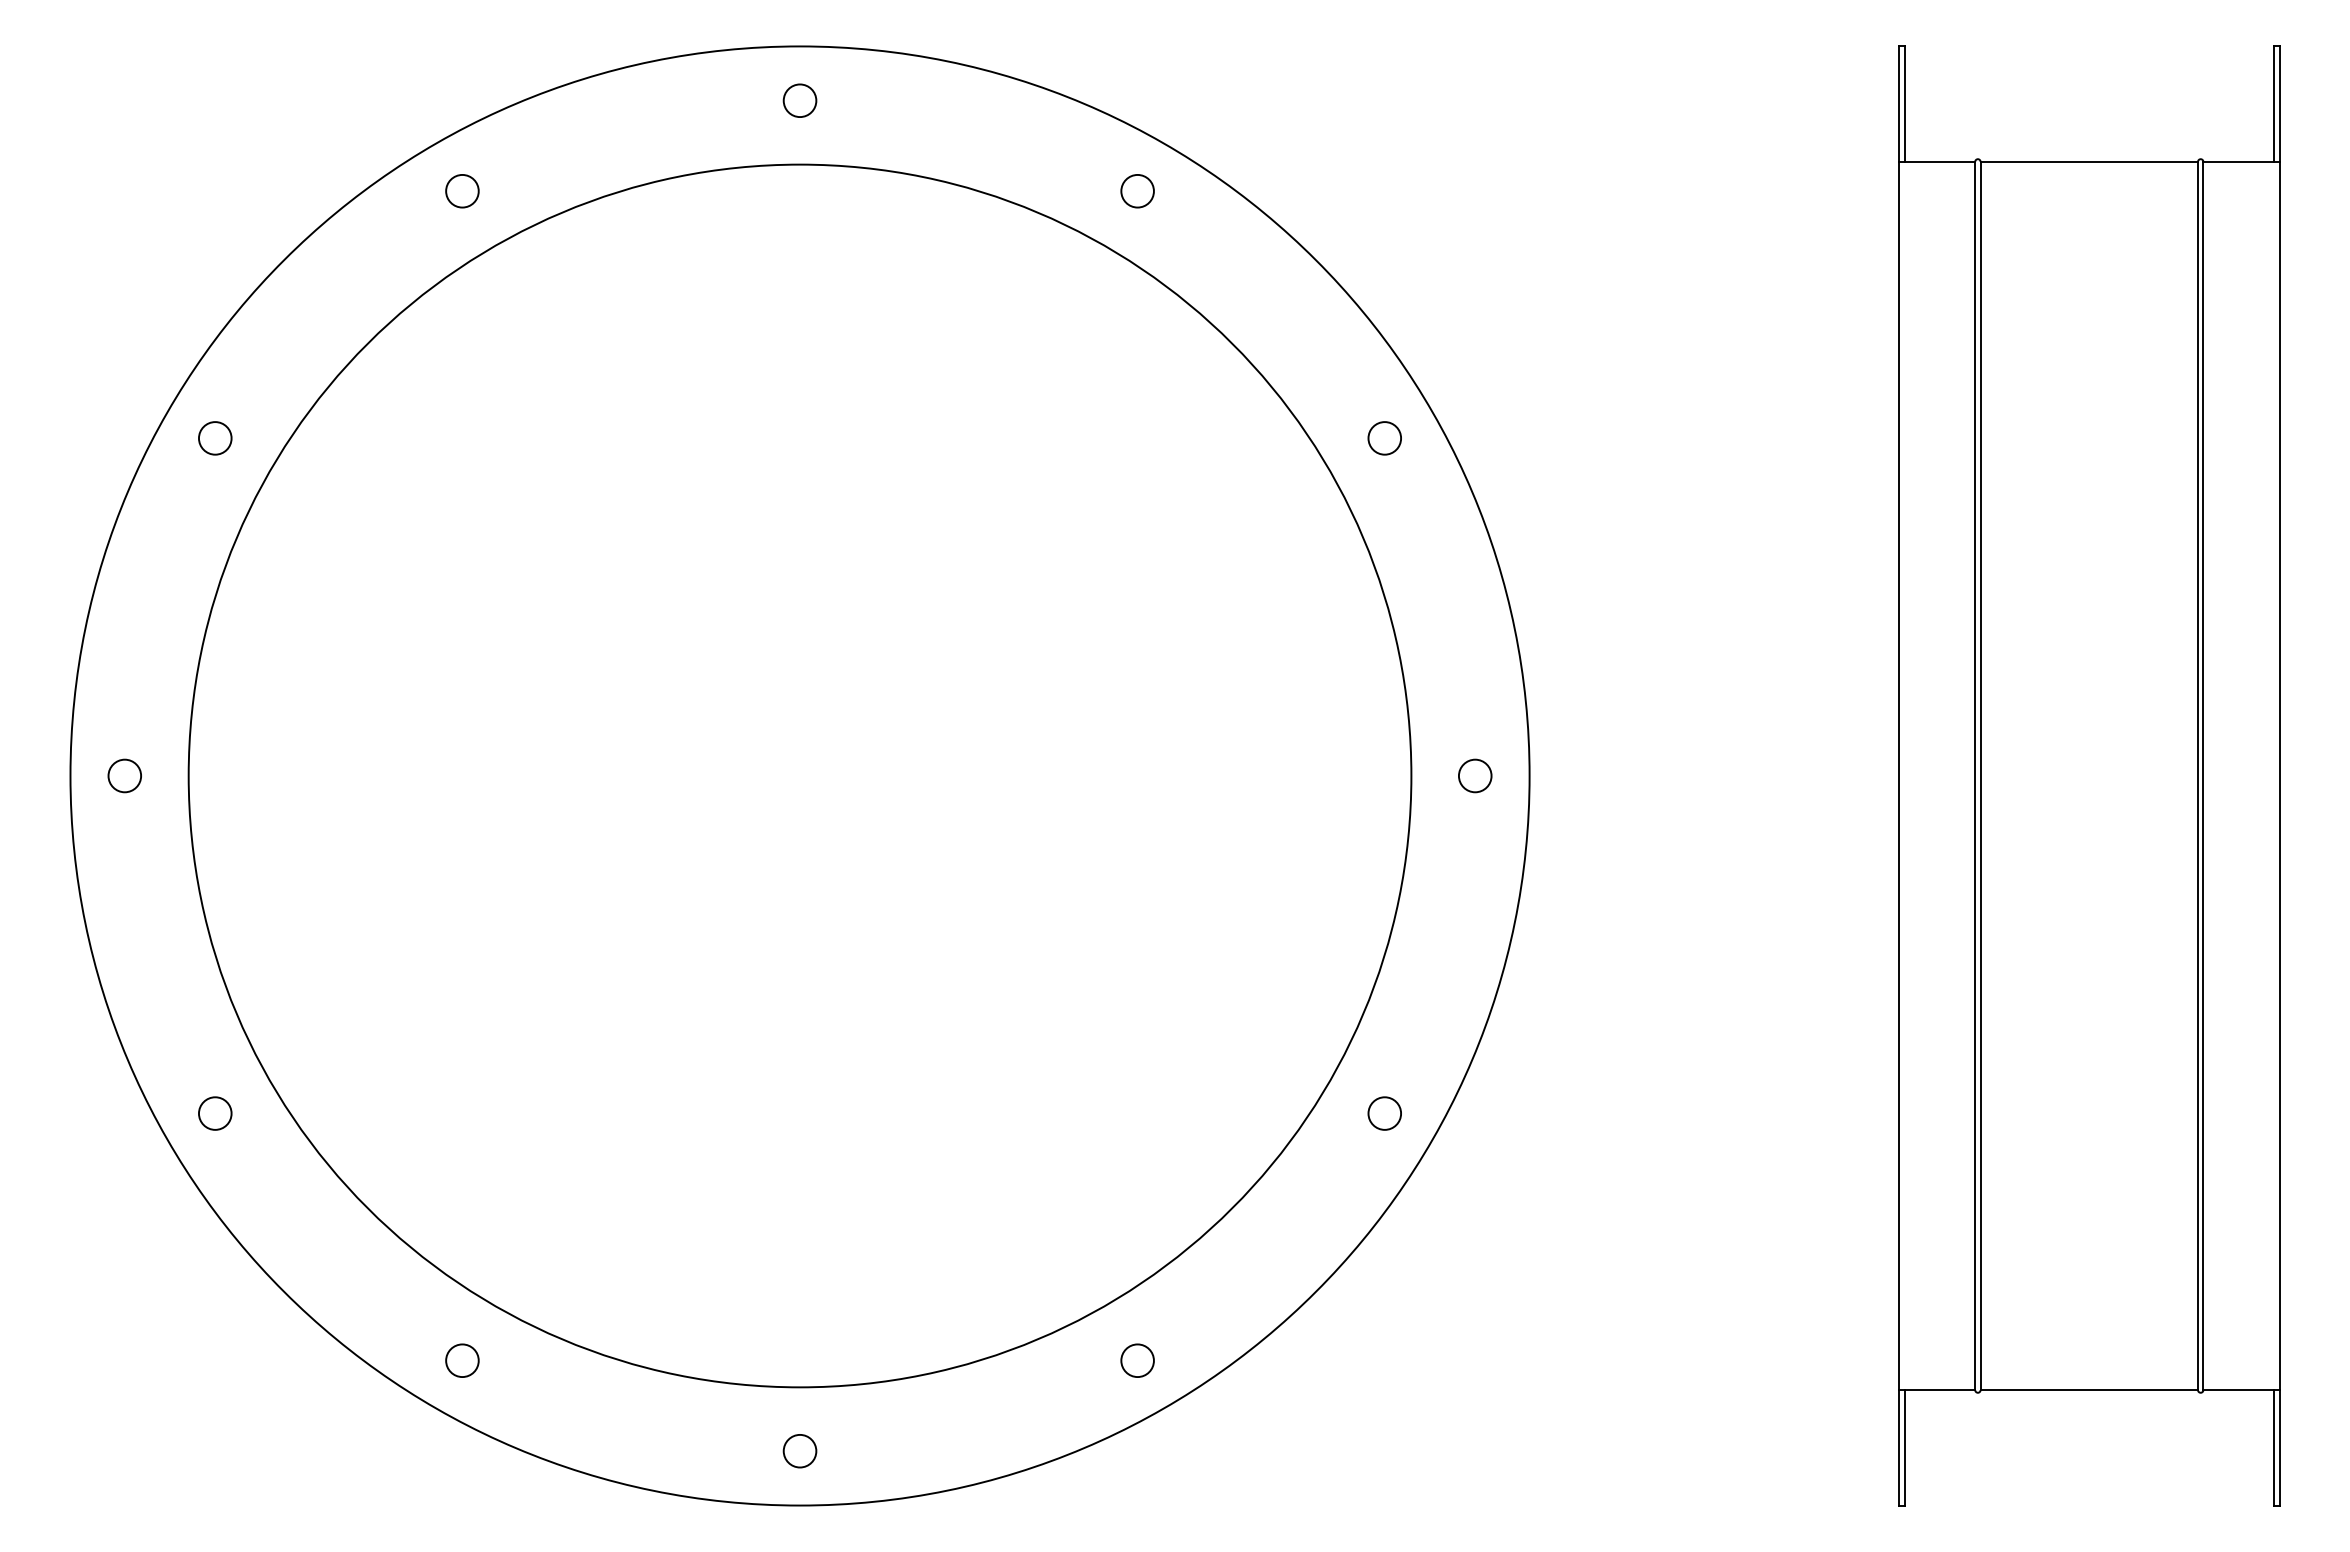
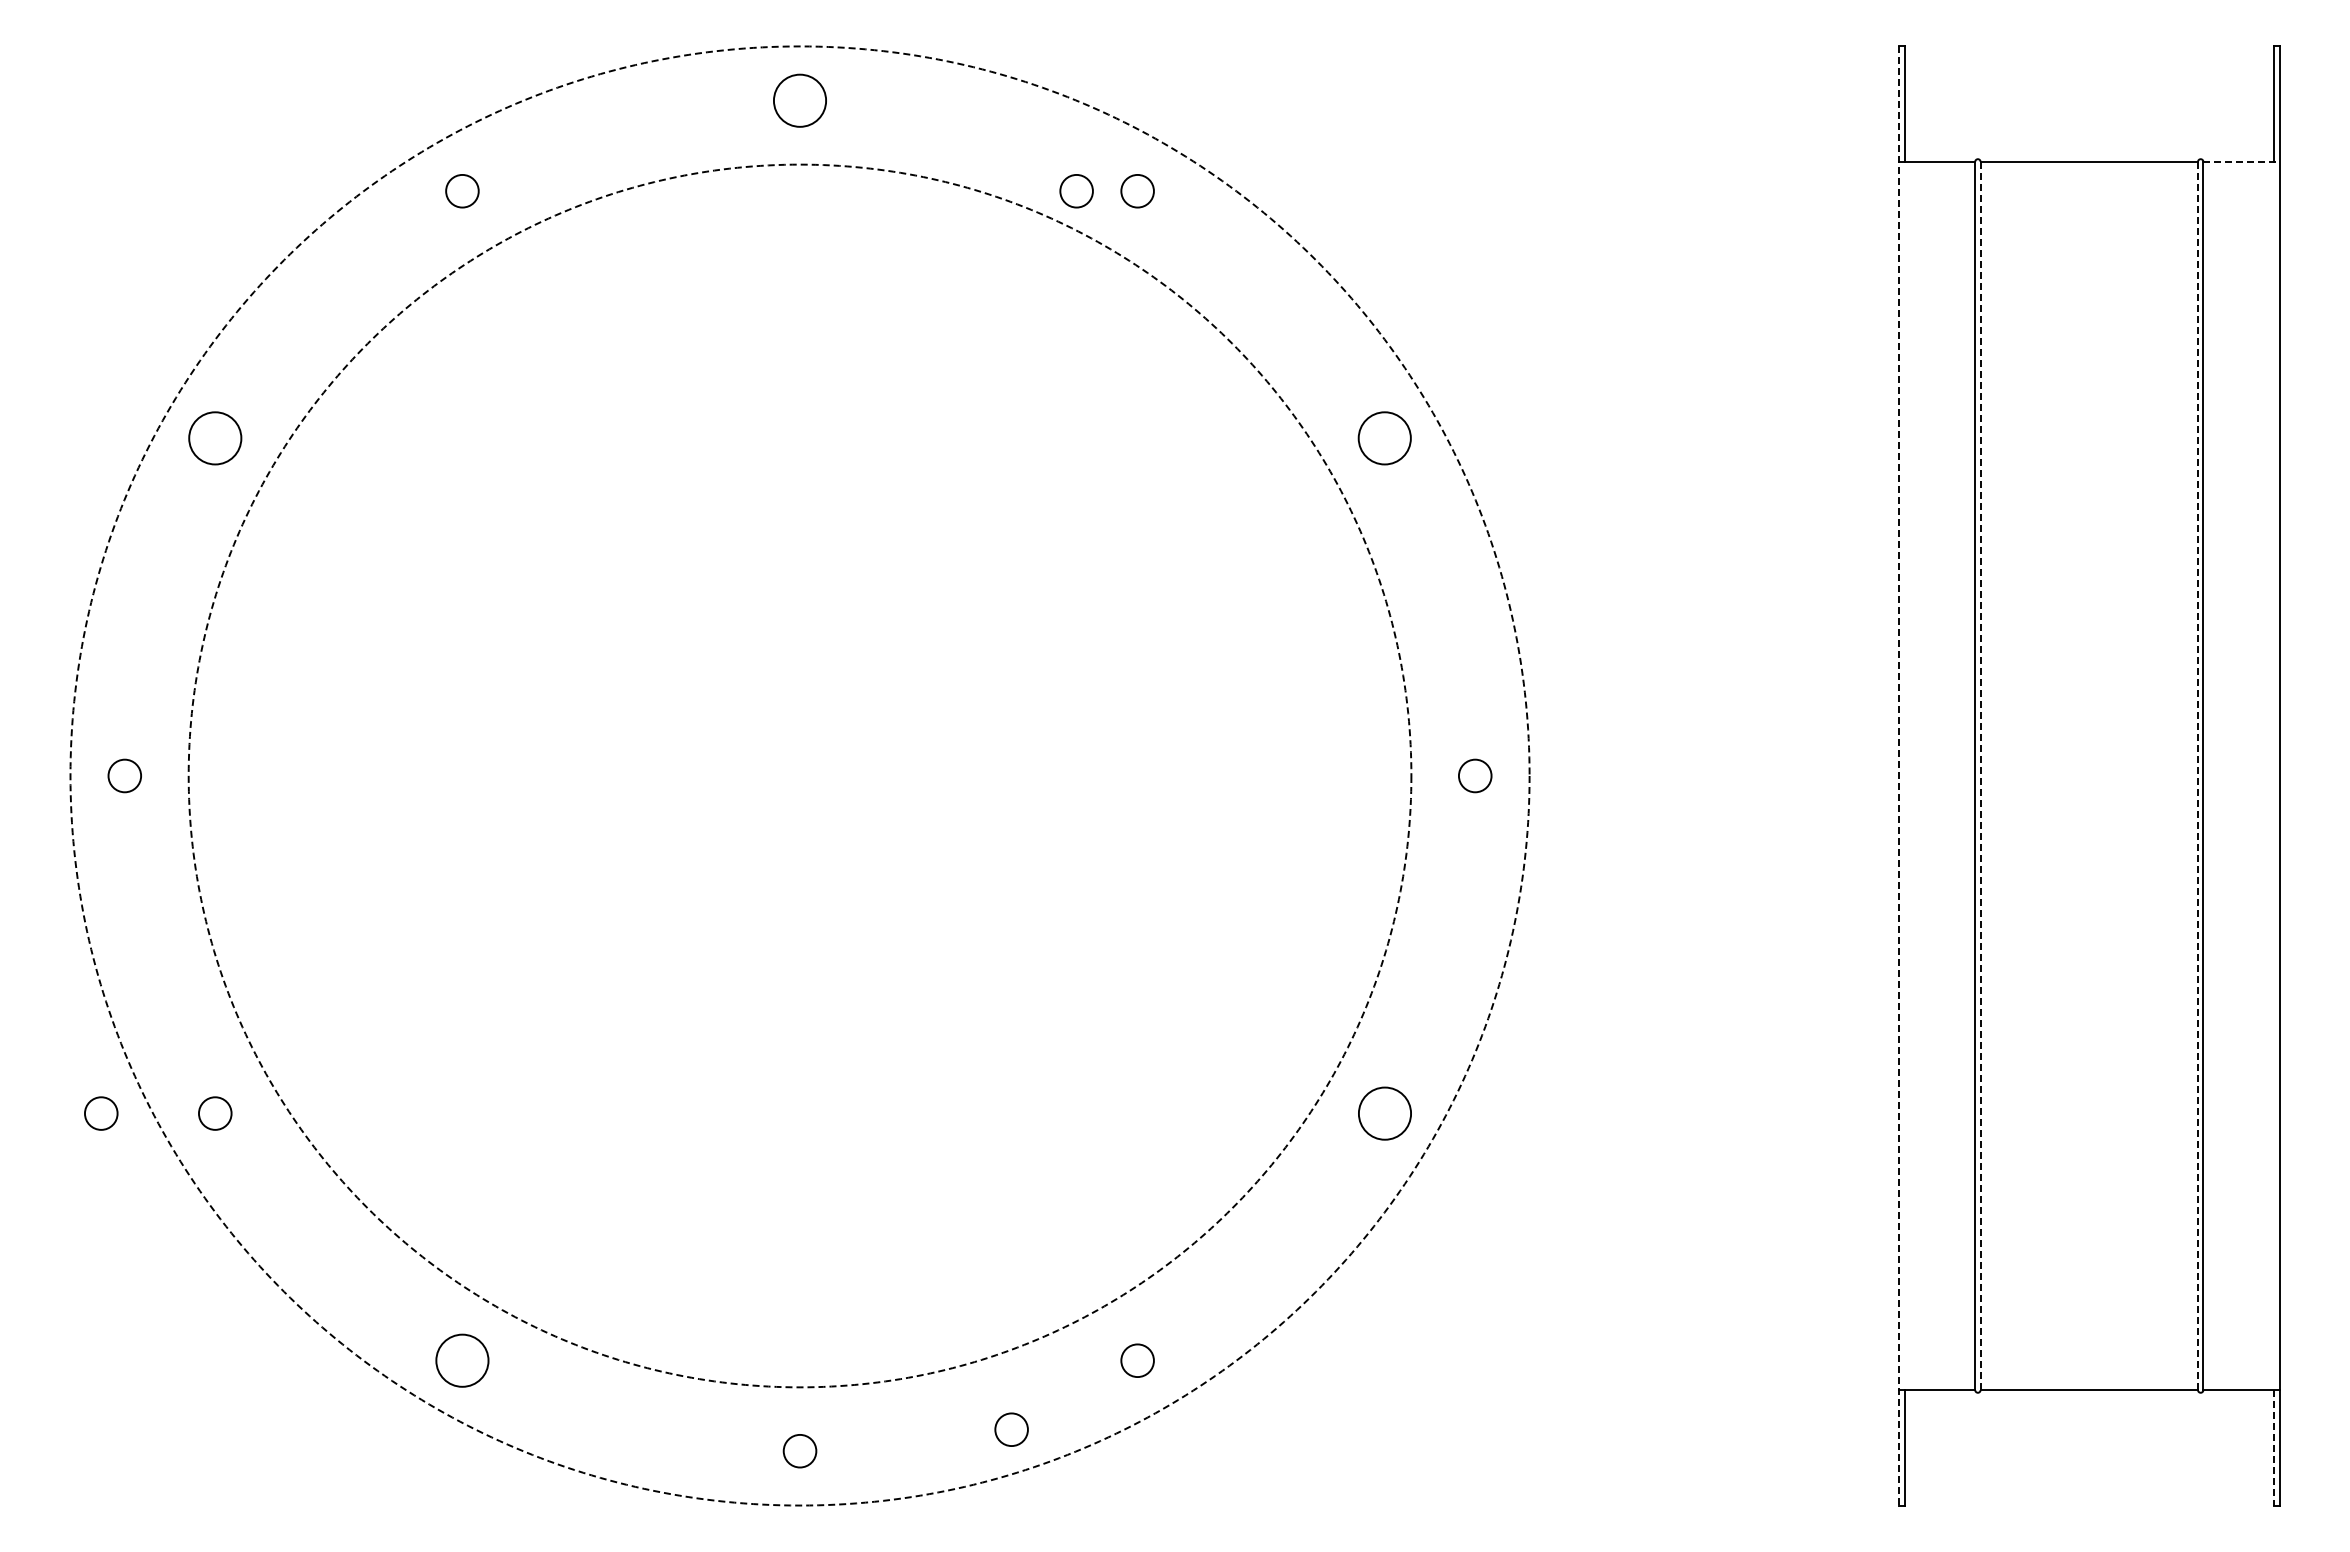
circle diameter: 33 px -> 52 px (799, 100)
line: solid -> dashed (2241, 161)
circle: none -> present (1076, 191)
circle diameter: 33 px -> 52 px (215, 438)
circle diameter: 33 px -> 52 px (1384, 438)
circle: solid -> dashed (799, 775)
circle: solid -> dashed (799, 775)
line: solid -> dashed (1899, 775)
line: solid -> dashed (1980, 776)
line: solid -> dashed (2197, 776)
circle: none -> present (101, 1113)
circle size: 35x35 px -> 54x55 px (1384, 1113)
circle diameter: 33 px -> 52 px (462, 1360)
circle: none -> present (1011, 1429)
line: solid -> dashed (2274, 1447)
